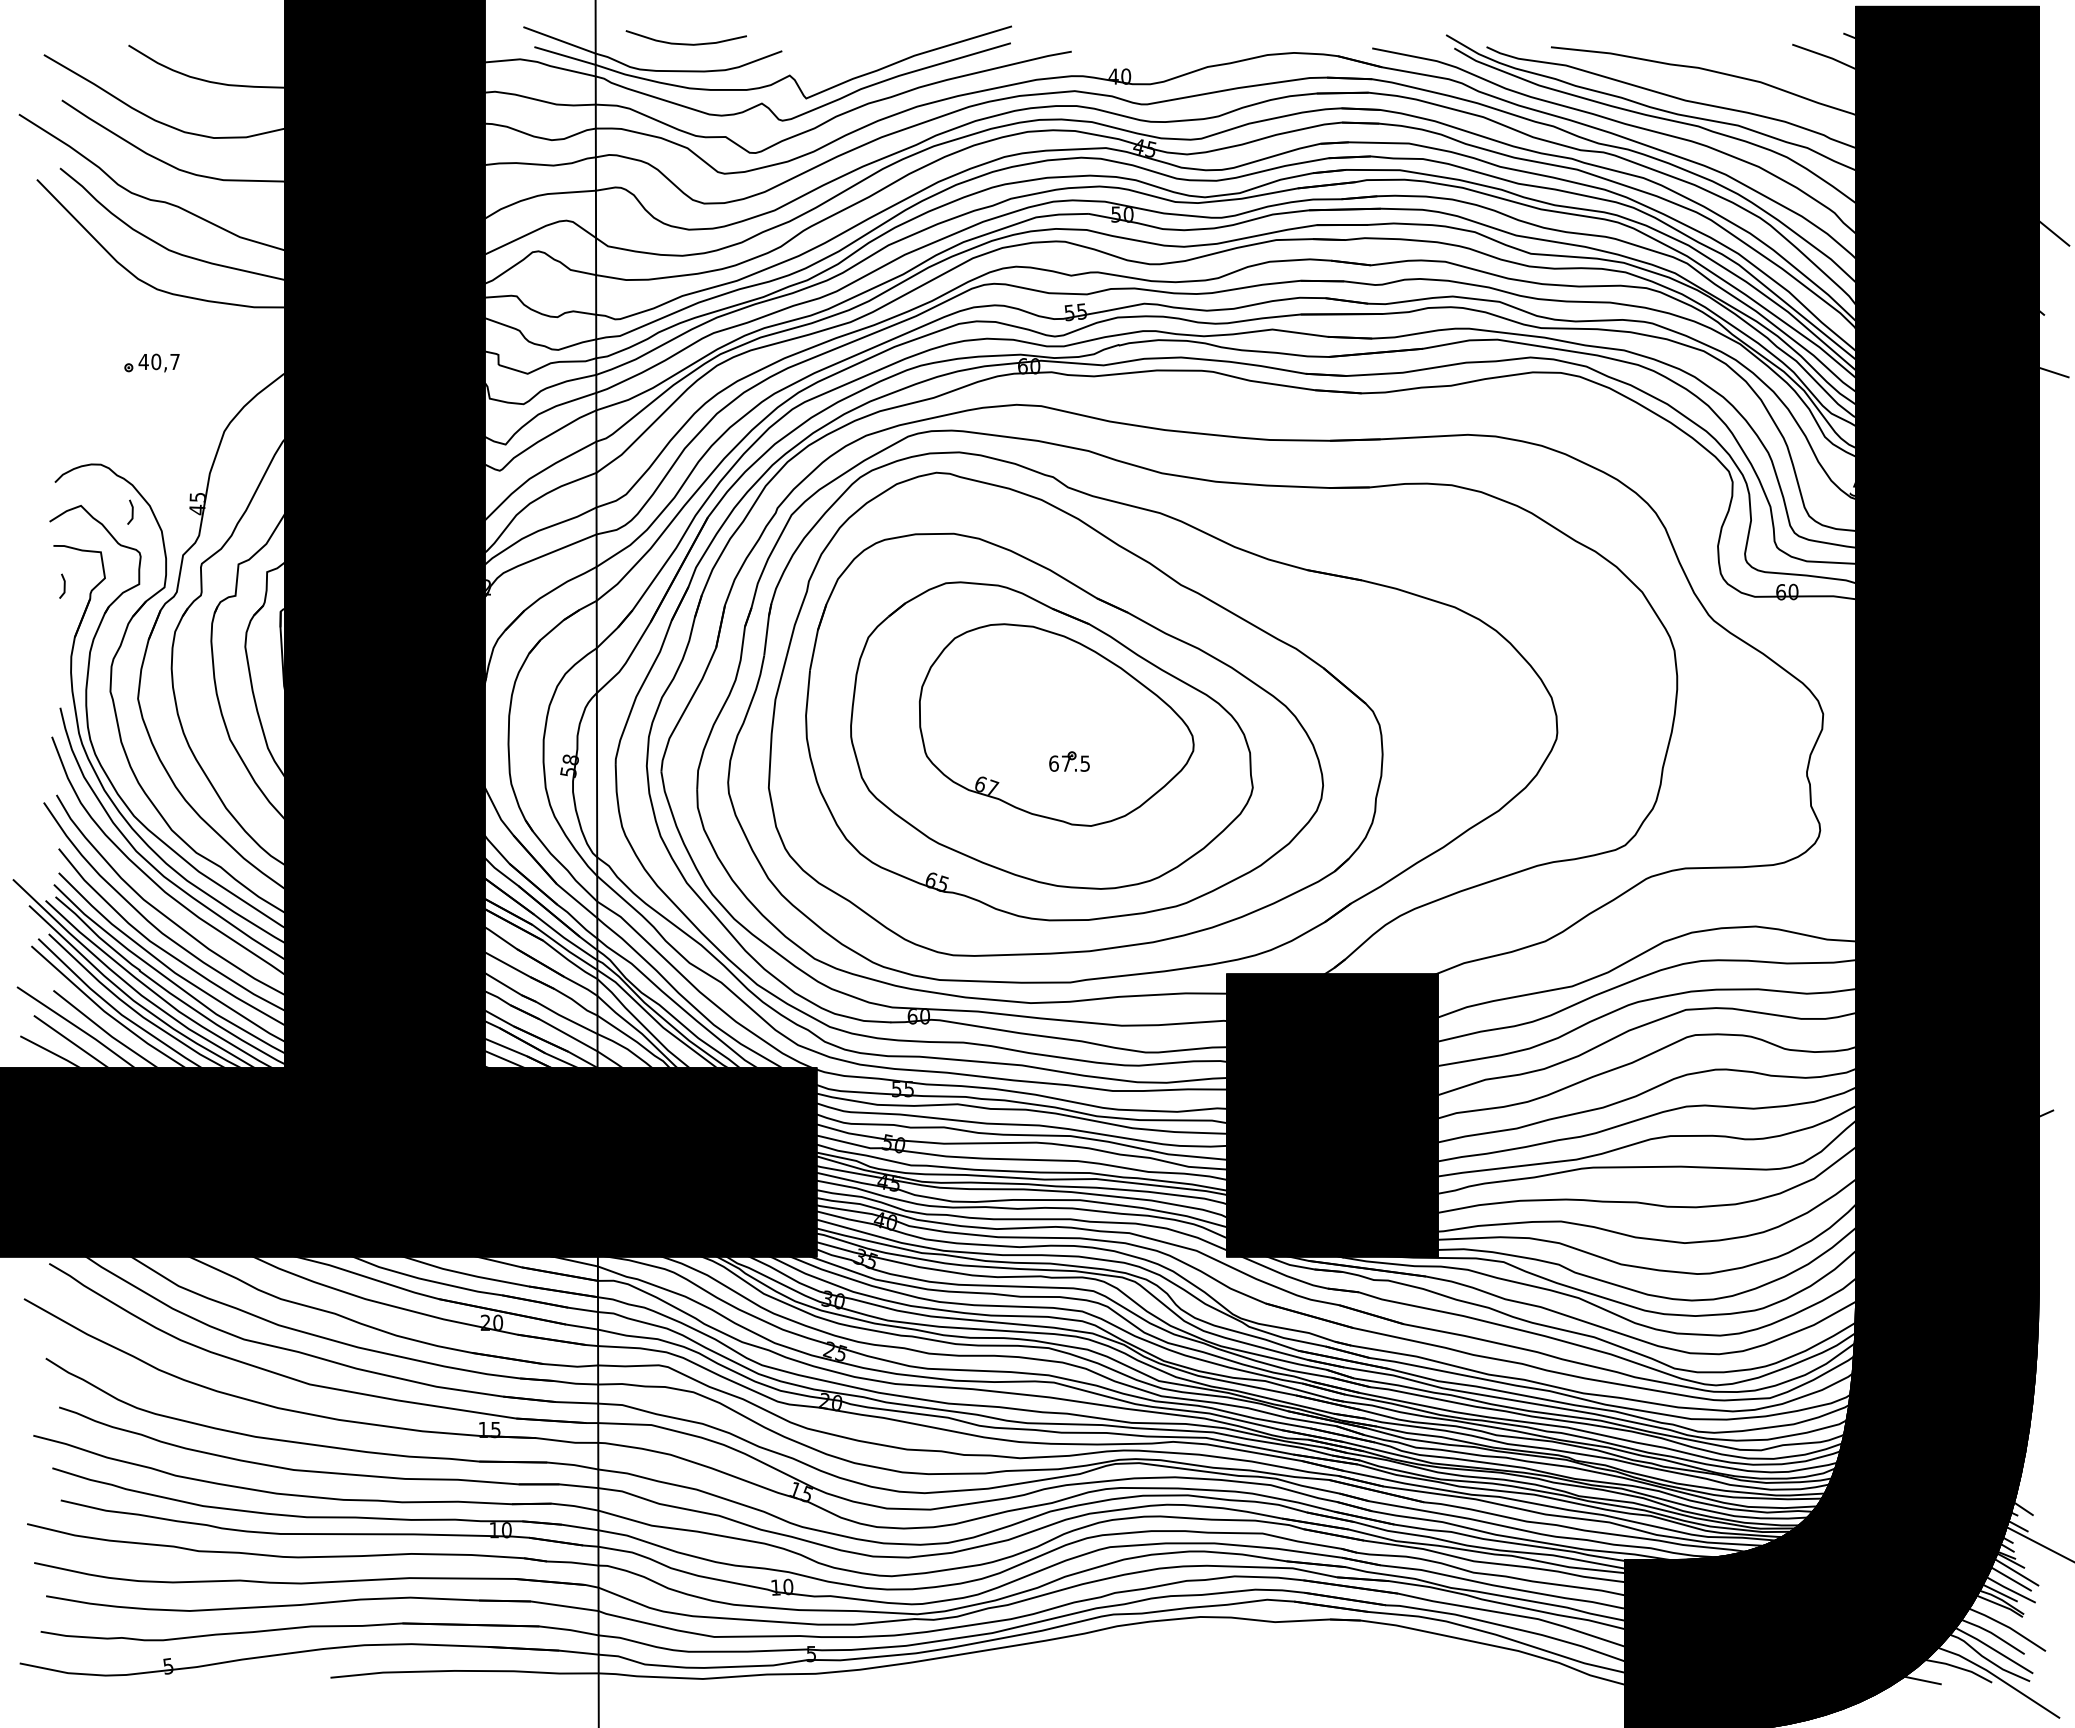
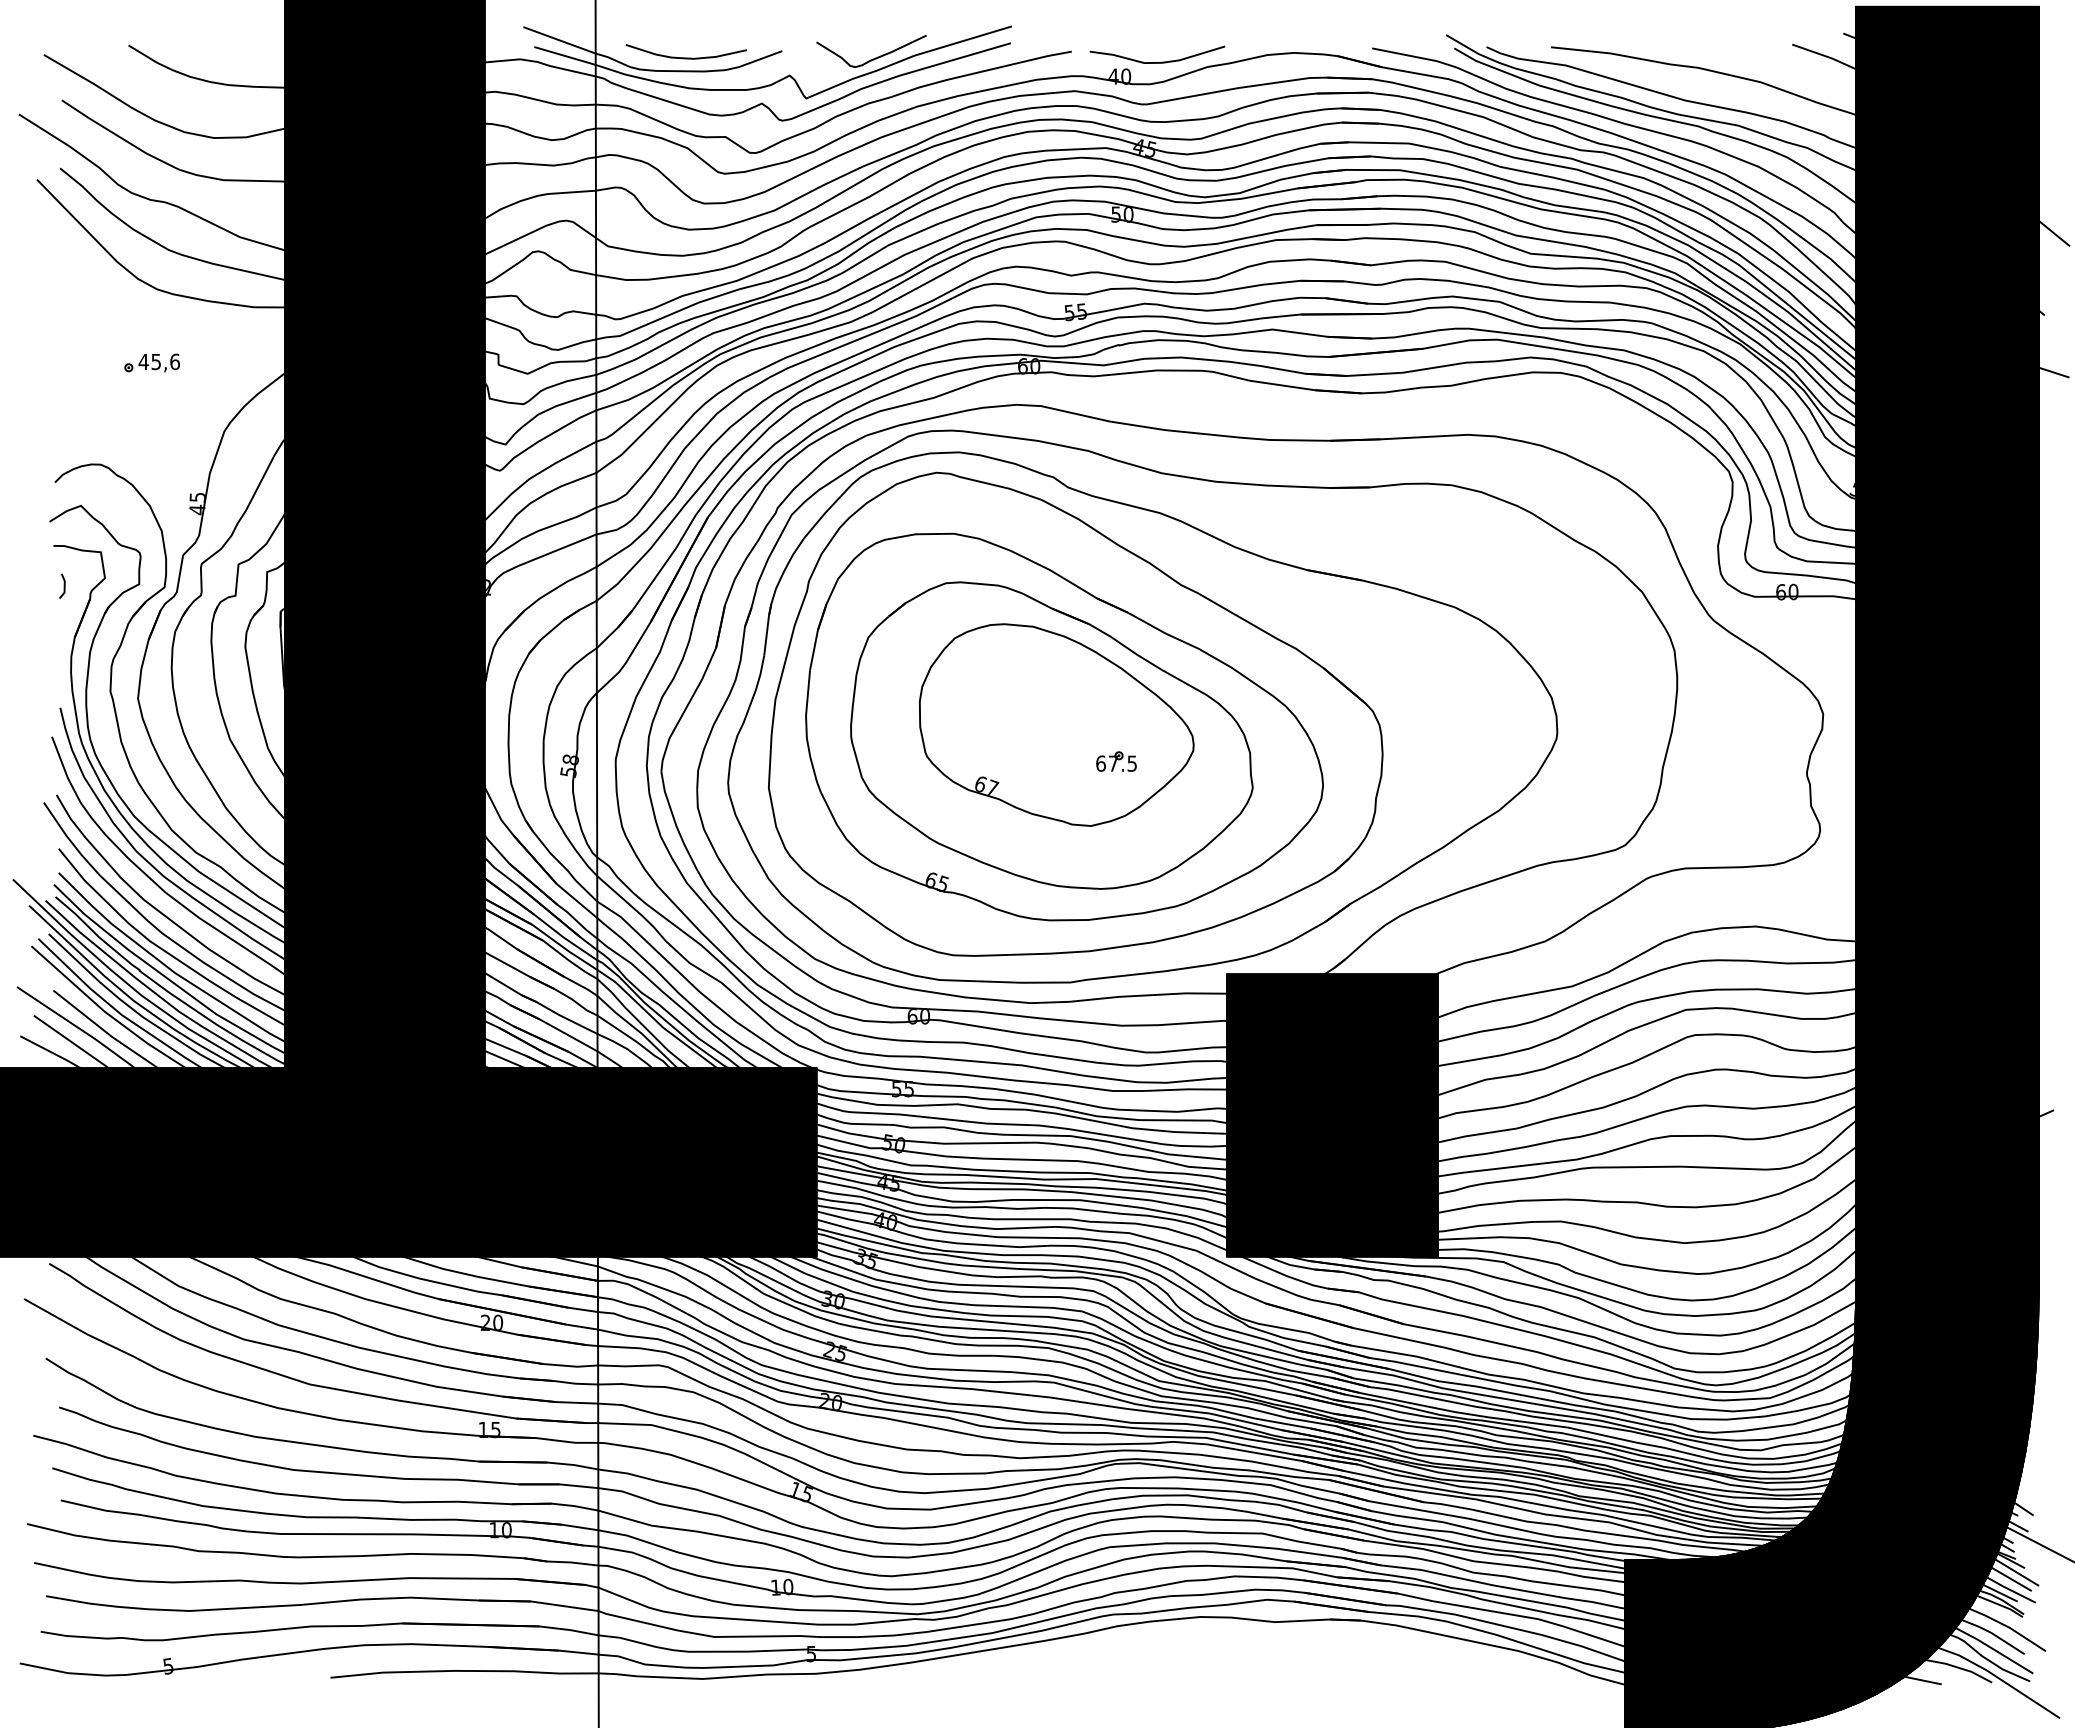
curve position: (685, 43) -> (685, 57) (685, 57)
curve: none -> present (872, 58)
curve: none -> present (1157, 62)
text: 40,7 -> 45,6 (165, 361)
line: present -> none (131, 511)
part position: (1069, 761) -> (1116, 761) (1116, 761)
